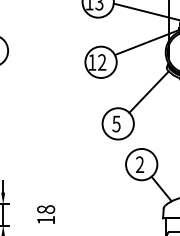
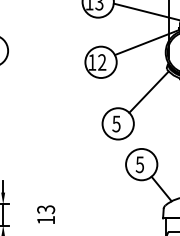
text: 2 -> 5 (139, 164)
text: 18 -> 13 (45, 209)
